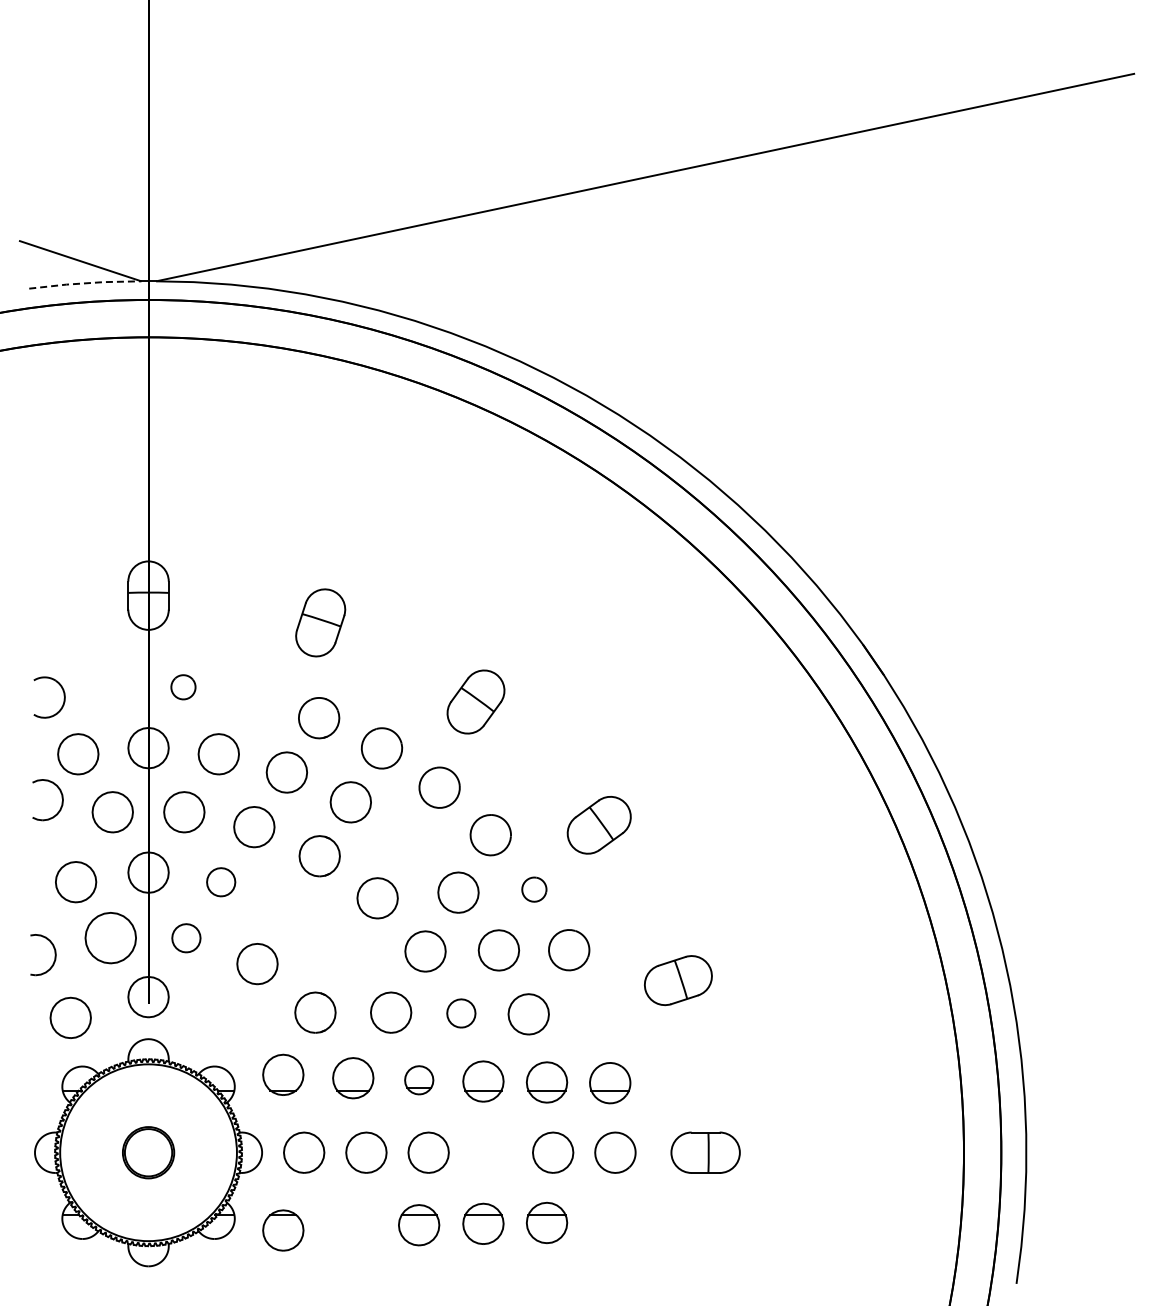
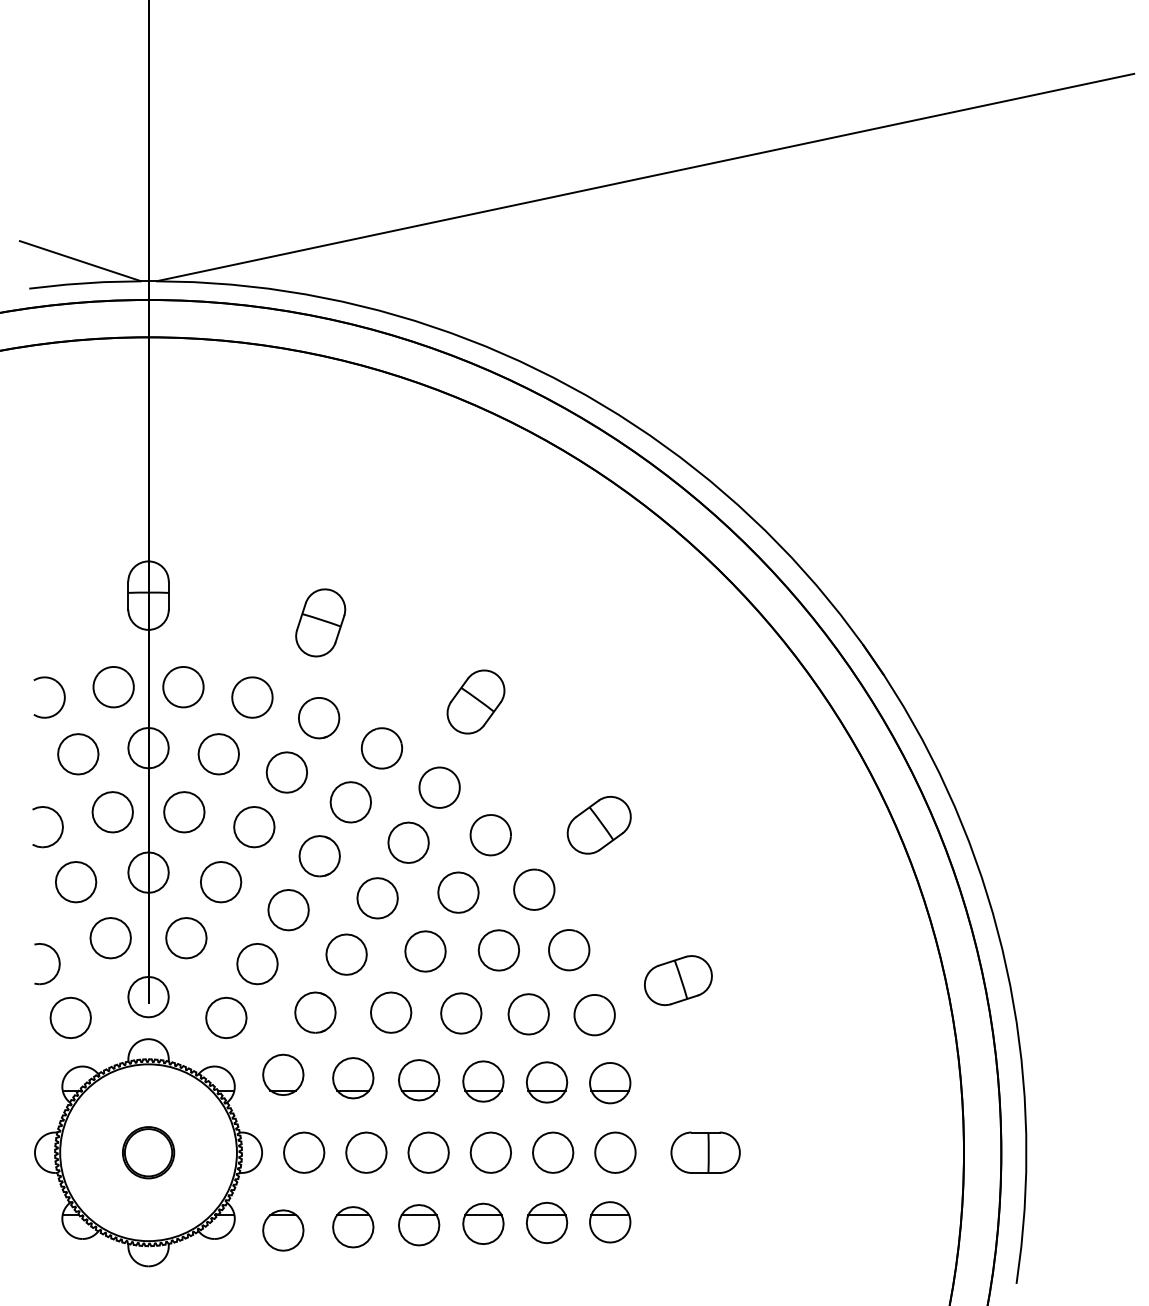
line: dashed -> solid (85, 283)
part: none -> present (113, 687)
part size: 27x27 px -> 43x43 px (183, 687)
part: none -> present (252, 697)
part position: (61, 801) -> (61, 828) (61, 828)
part: none -> present (408, 842)
part size: 31x31 px -> 43x43 px (221, 882)
part size: 27x27 px -> 43x43 px (534, 889)
part: none -> present (288, 910)
part size: 53x53 px -> 43x43 px (110, 938)
part size: 31x31 px -> 43x43 px (186, 938)
part: none -> present (346, 954)
part position: (54, 955) -> (58, 964) (58, 964)
part size: 31x31 px -> 43x43 px (461, 1013)
part: none -> present (594, 1015)
part: none -> present (226, 1017)
part size: 31x31 px -> 43x43 px (419, 1080)
part: none -> present (490, 1152)
part: none -> present (610, 1222)
part: none -> present (353, 1227)
